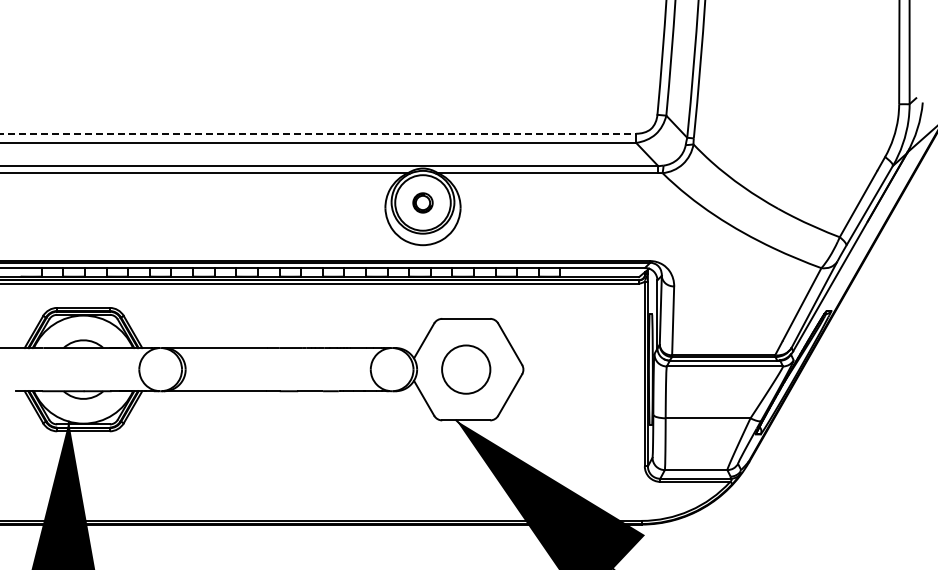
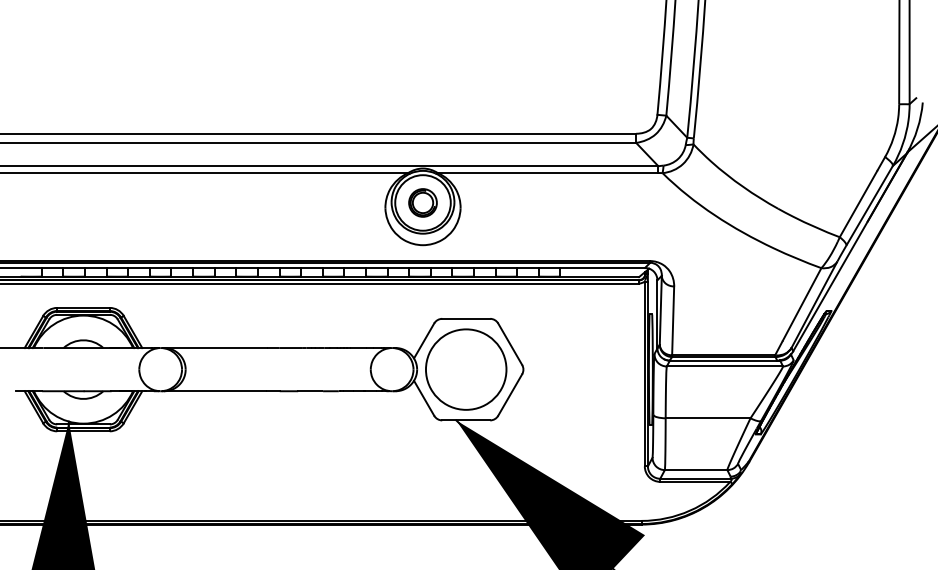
line: dashed -> solid (318, 133)
part size: 22x22 px -> 30x30 px (422, 202)
circle diameter: 48 px -> 80 px (465, 369)
